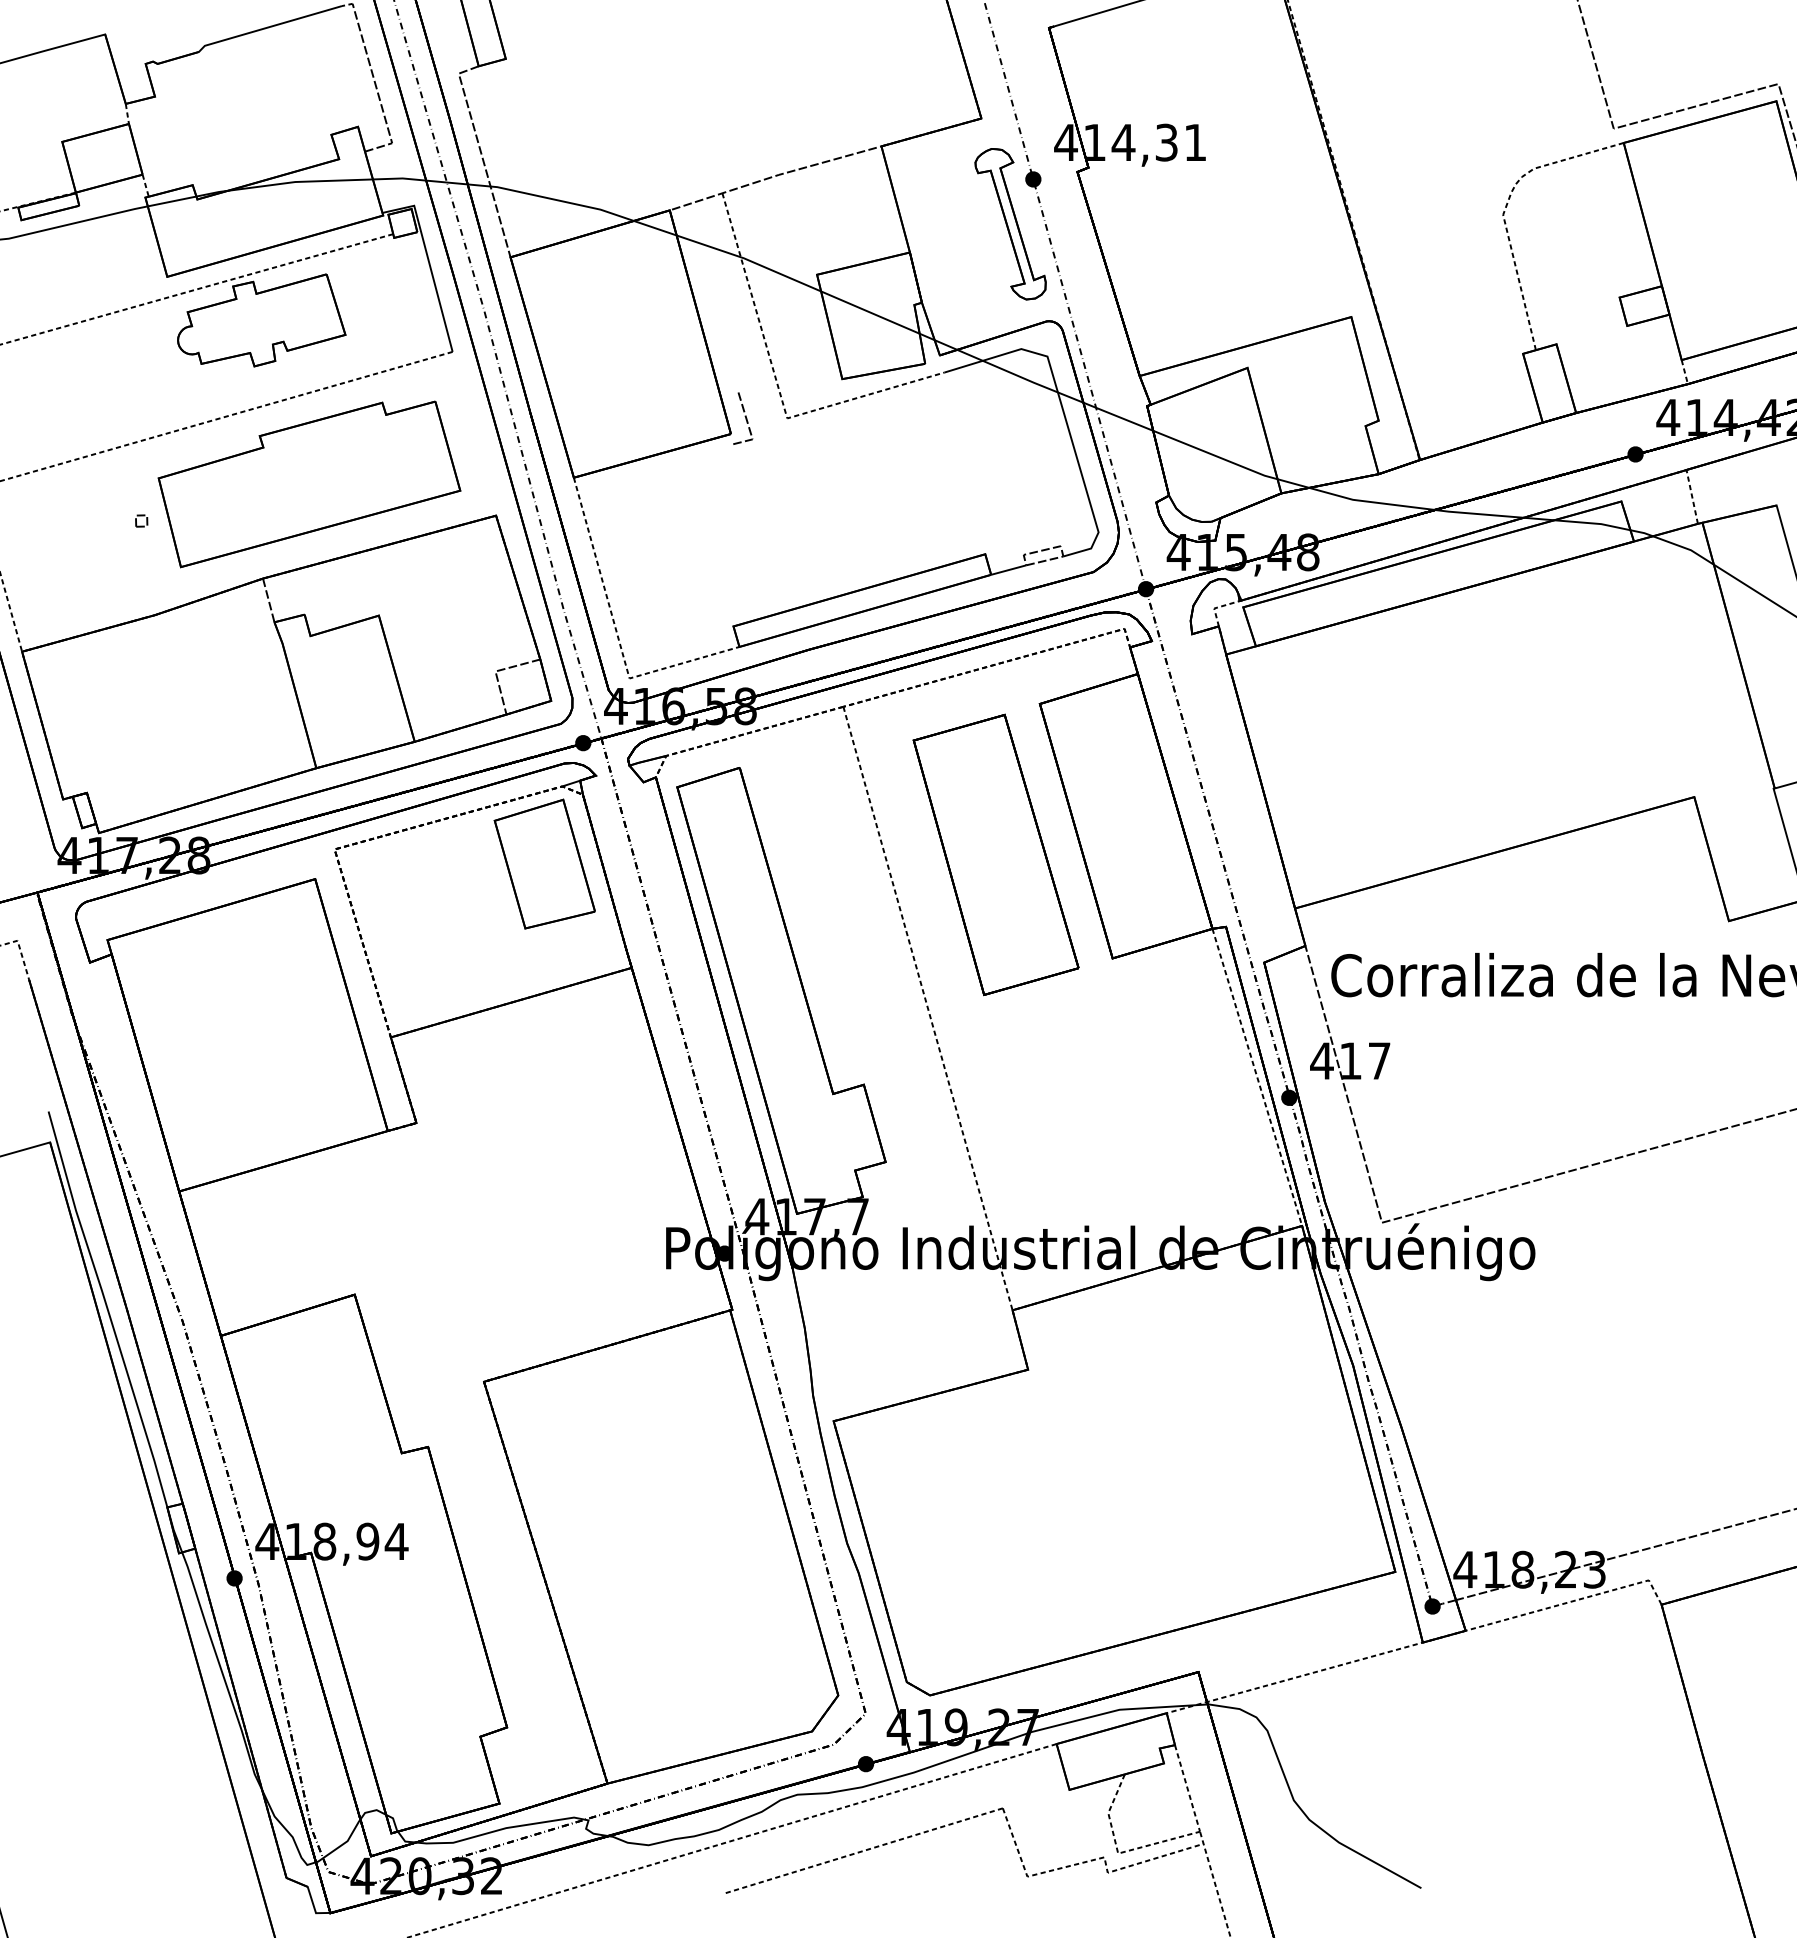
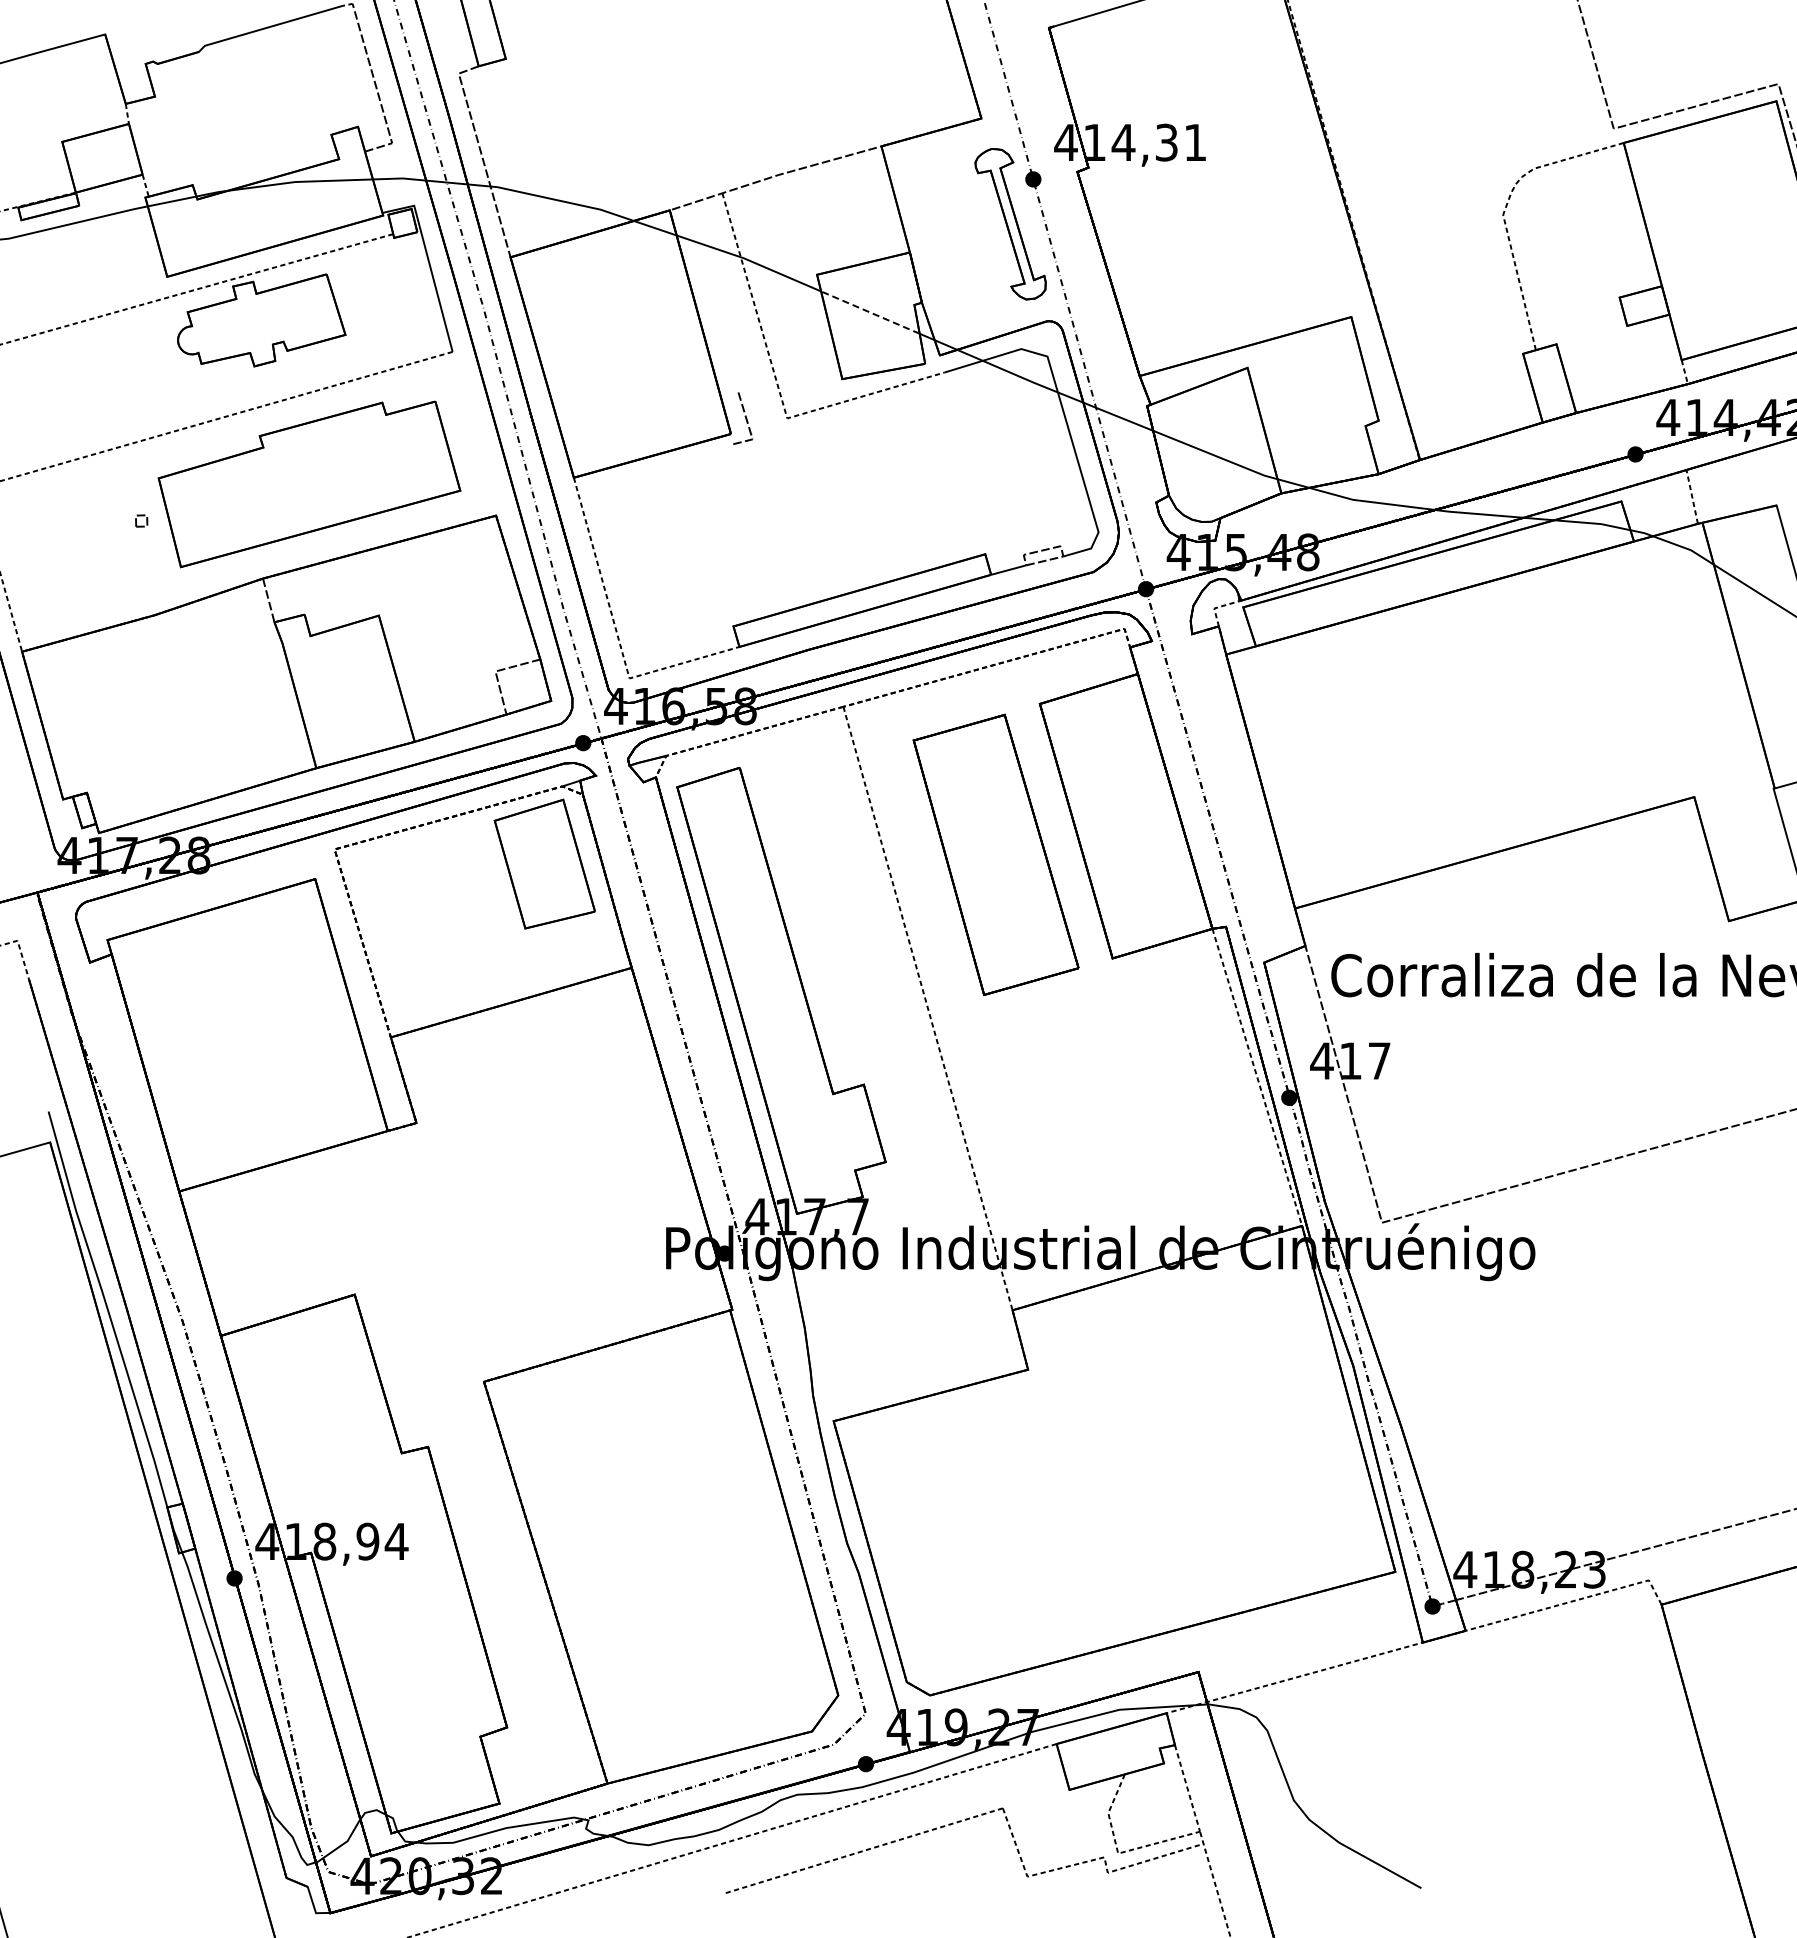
line: solid -> dashed (870, 312)
